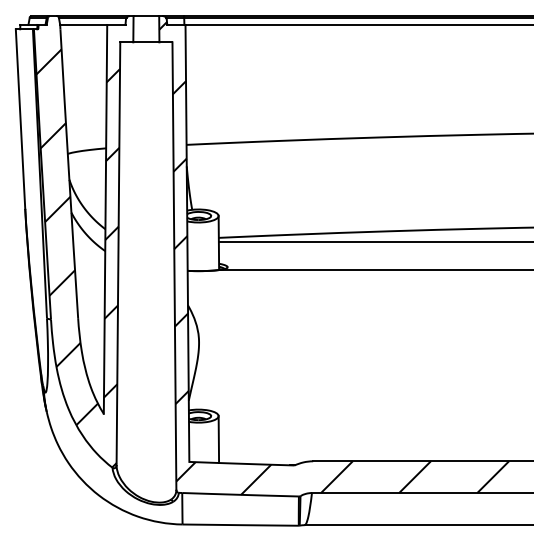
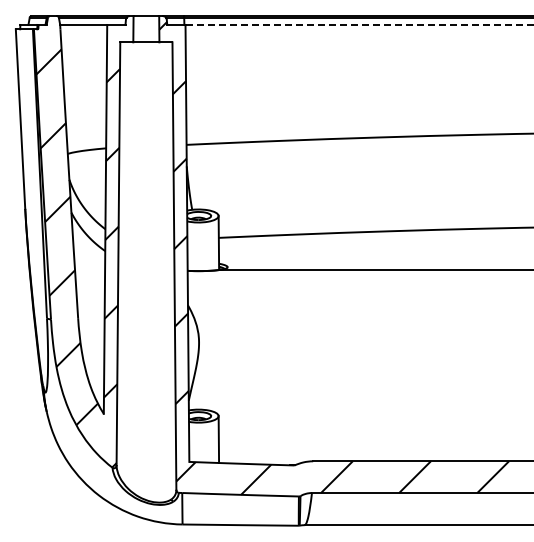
line: solid -> dashed (359, 24)
line: present -> none (374, 242)
